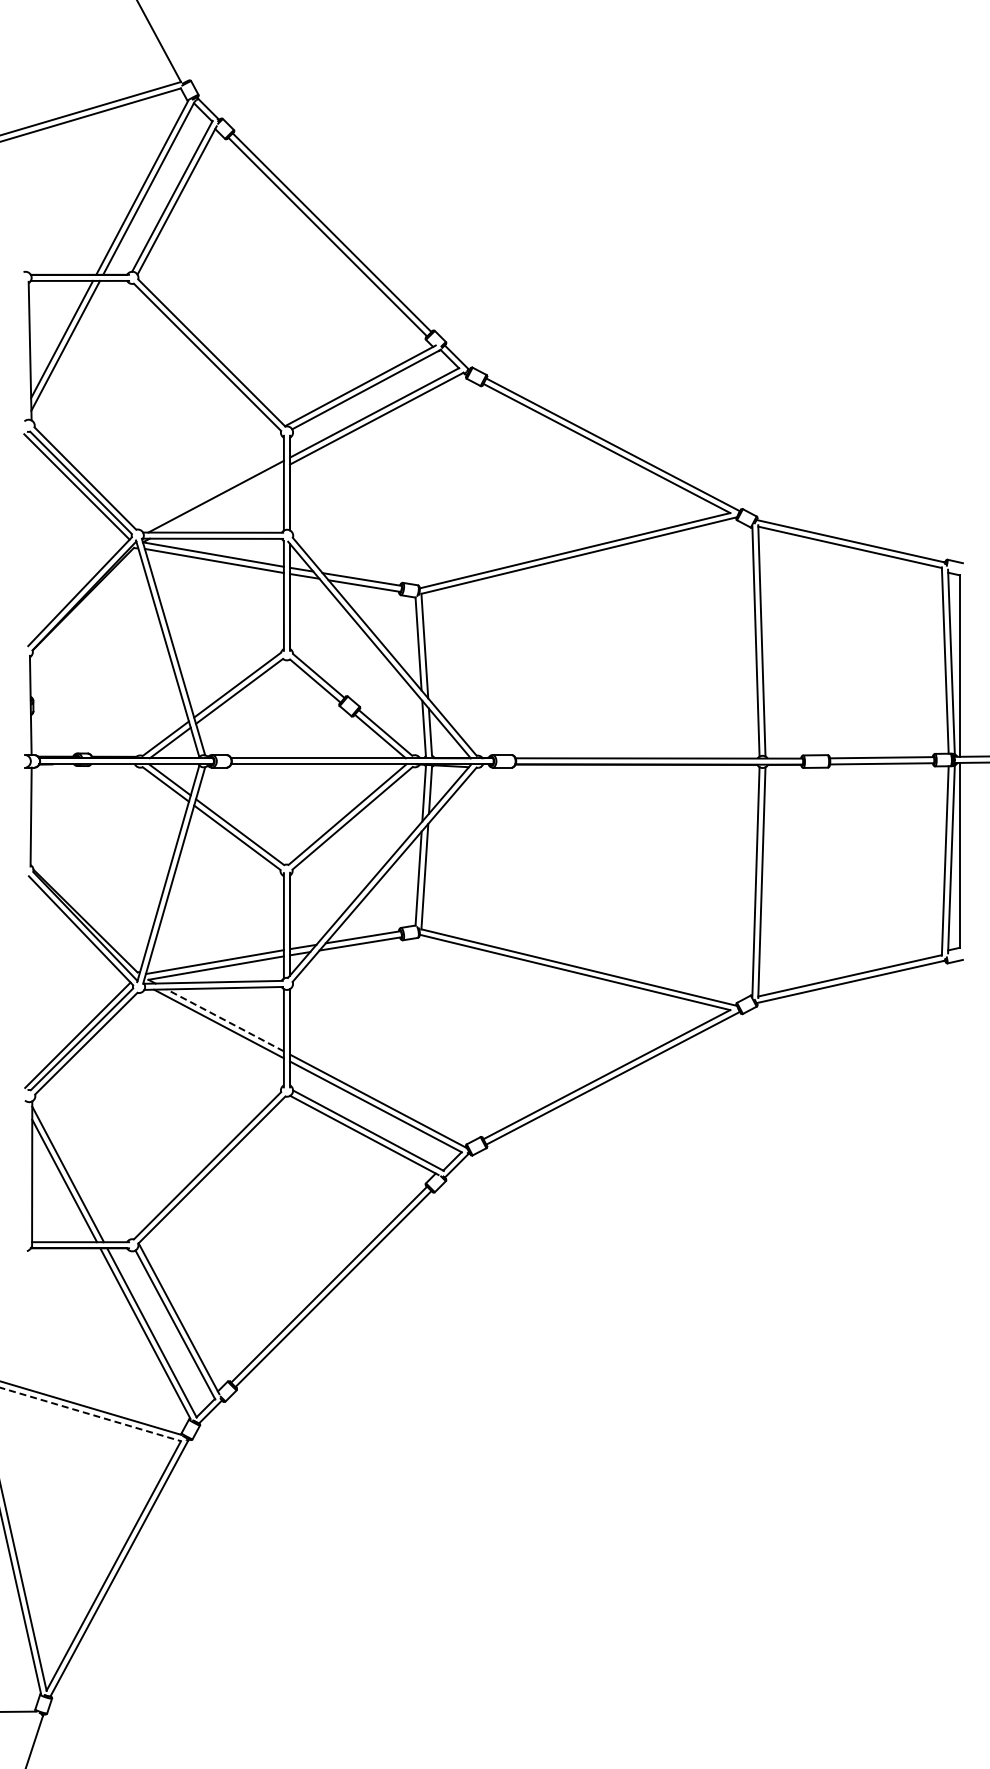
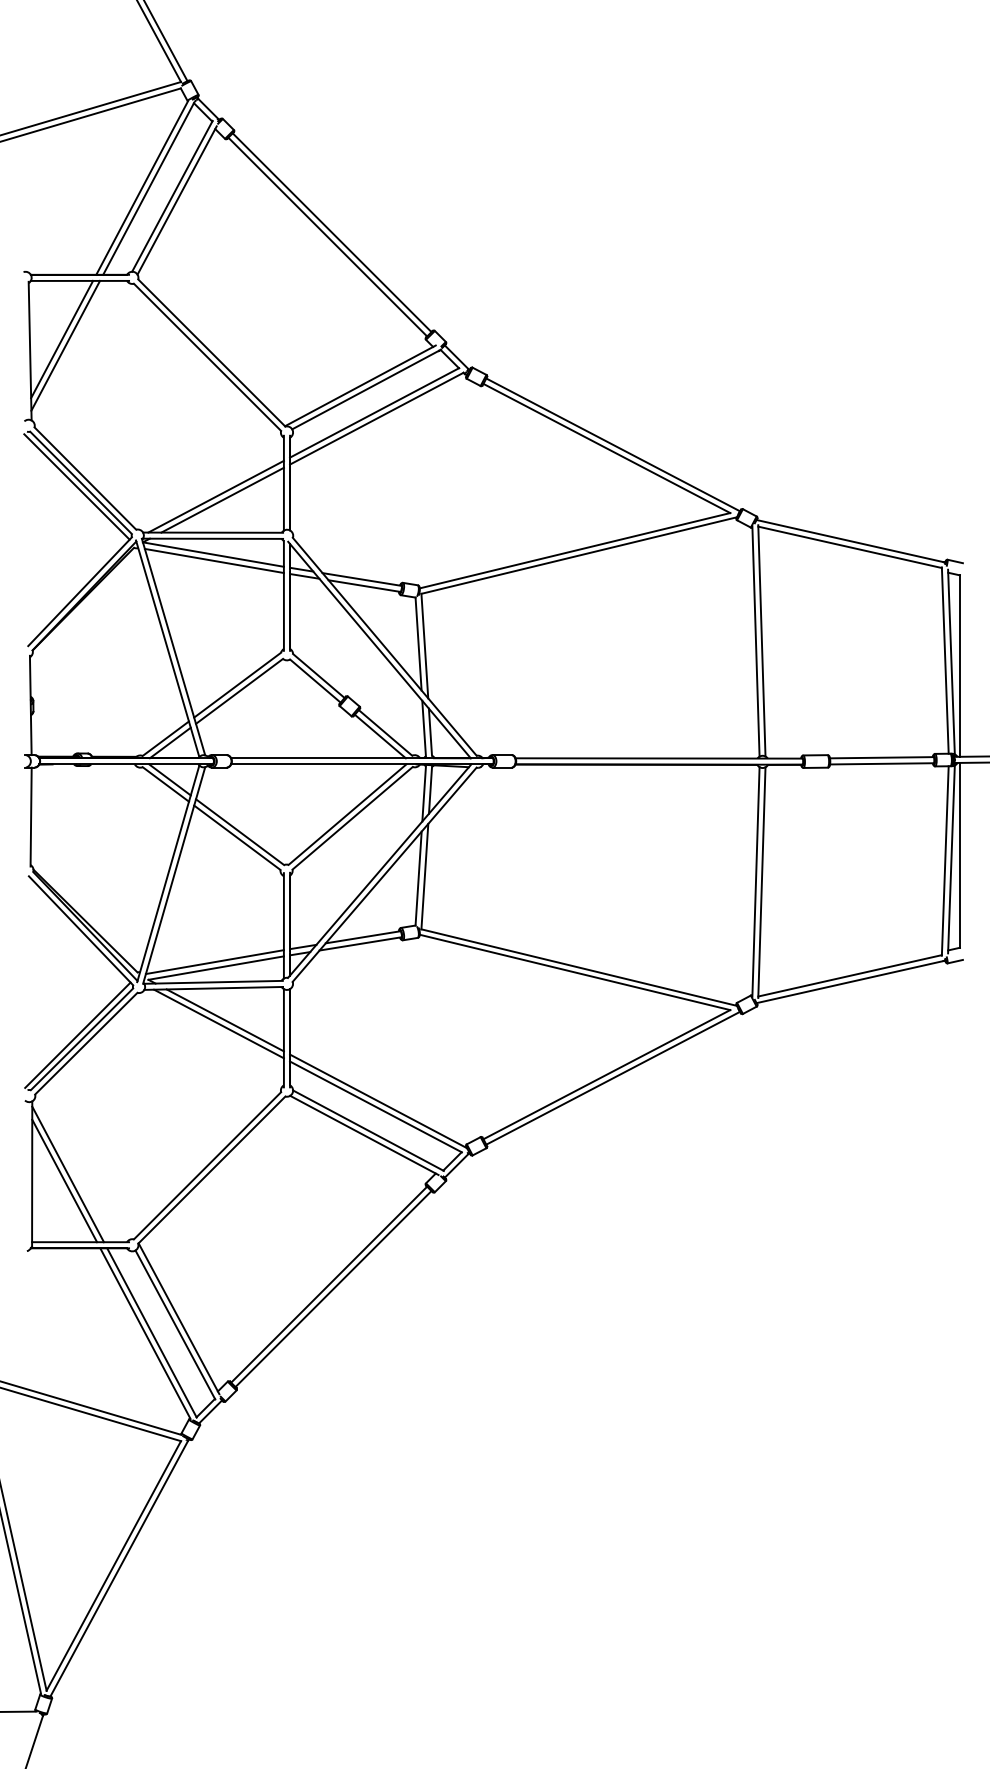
line: none -> present (166, 41)
line: none -> present (222, 499)
line: dashed -> solid (224, 1020)
line: dashed -> solid (91, 1414)
